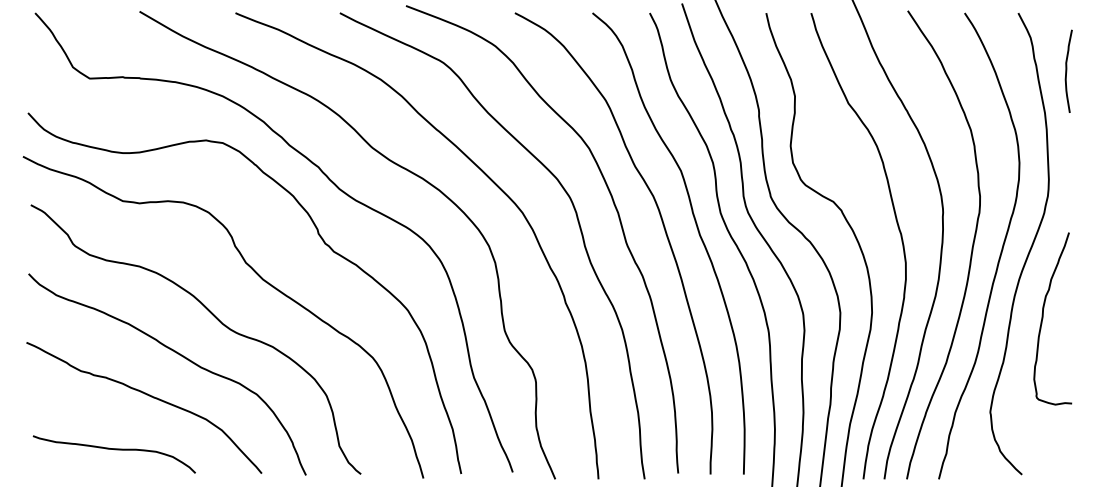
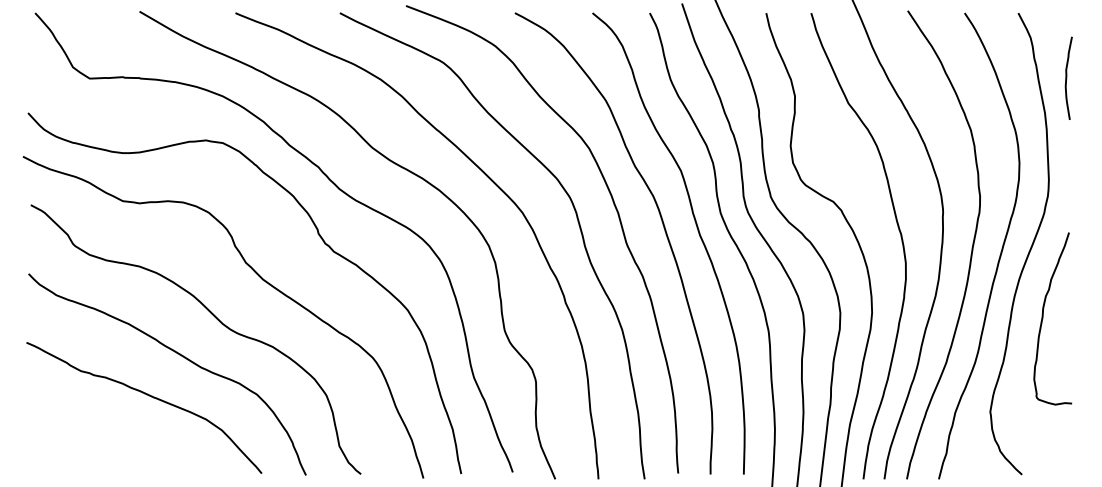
curve position: (1067, 70) -> (1067, 77) (1067, 77)
curve: present -> none (114, 450)
